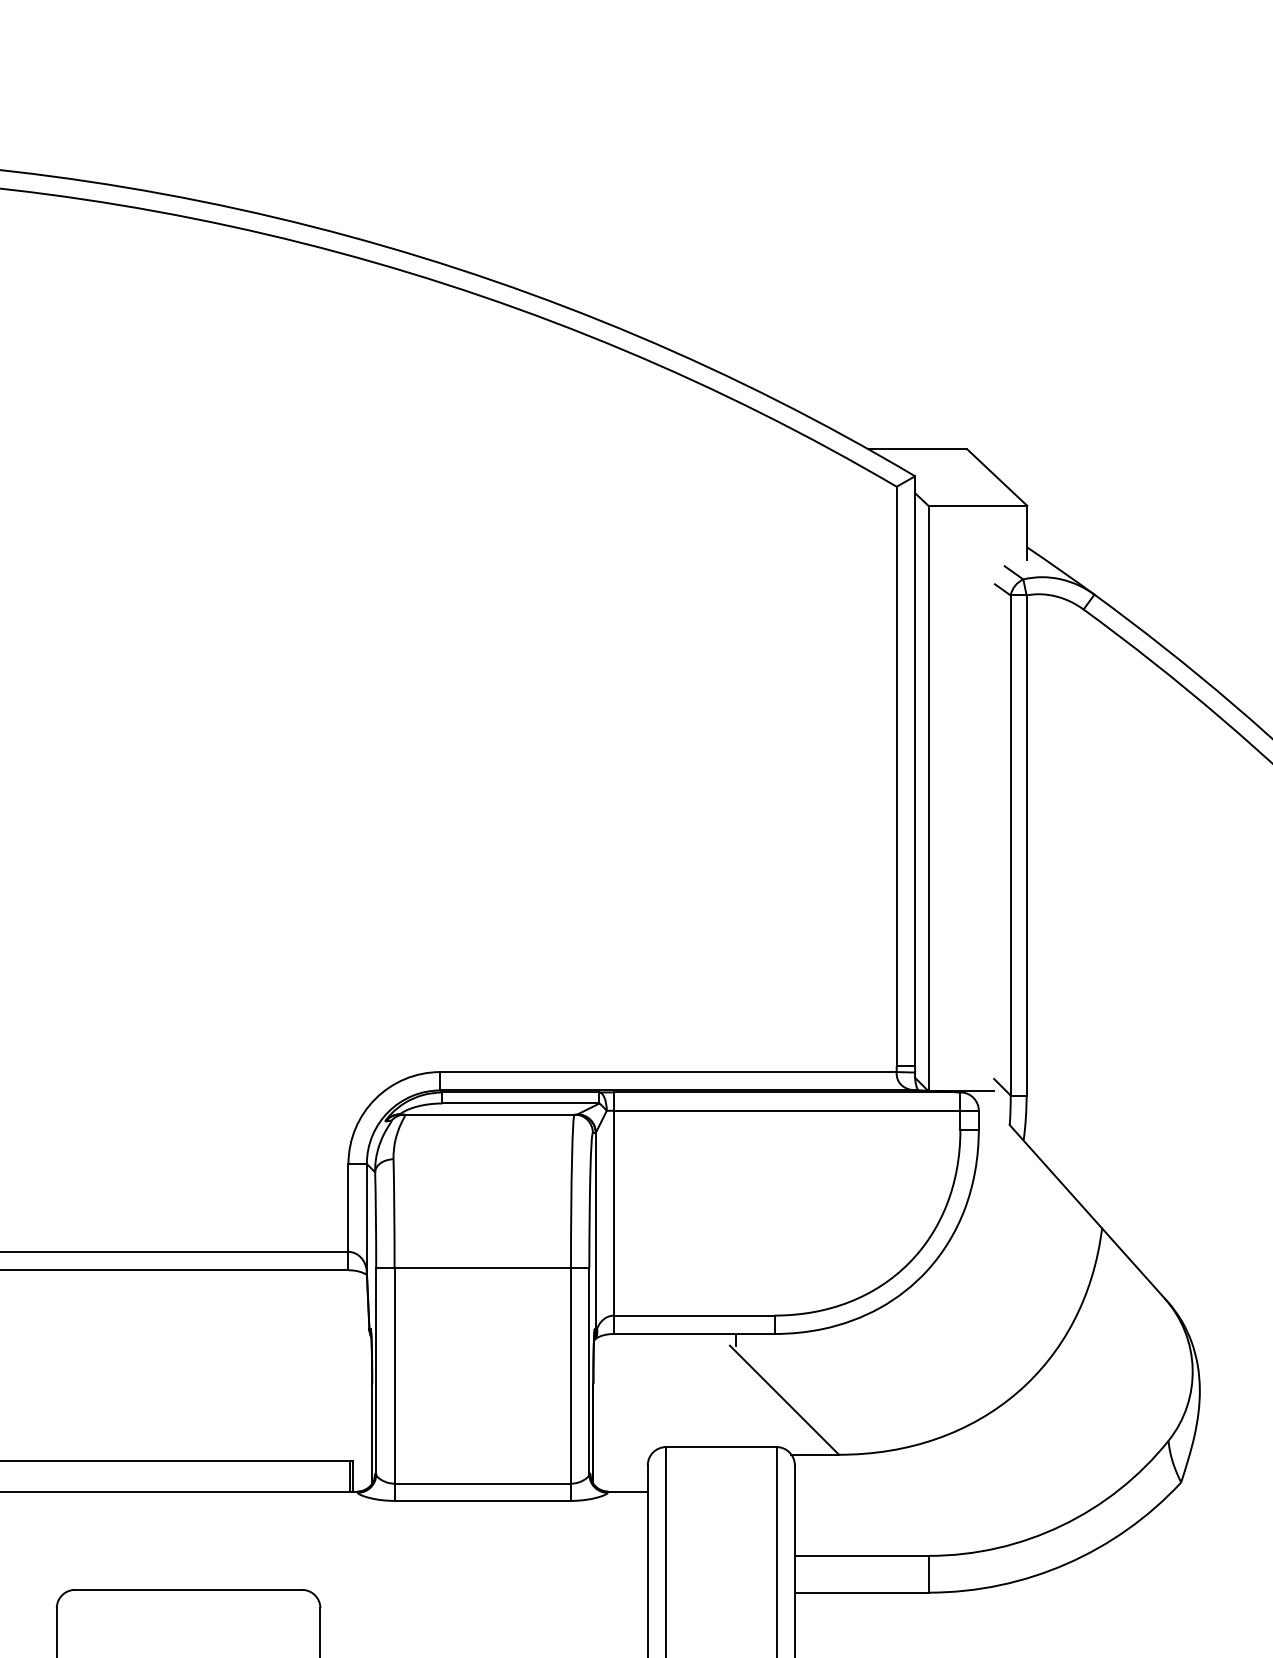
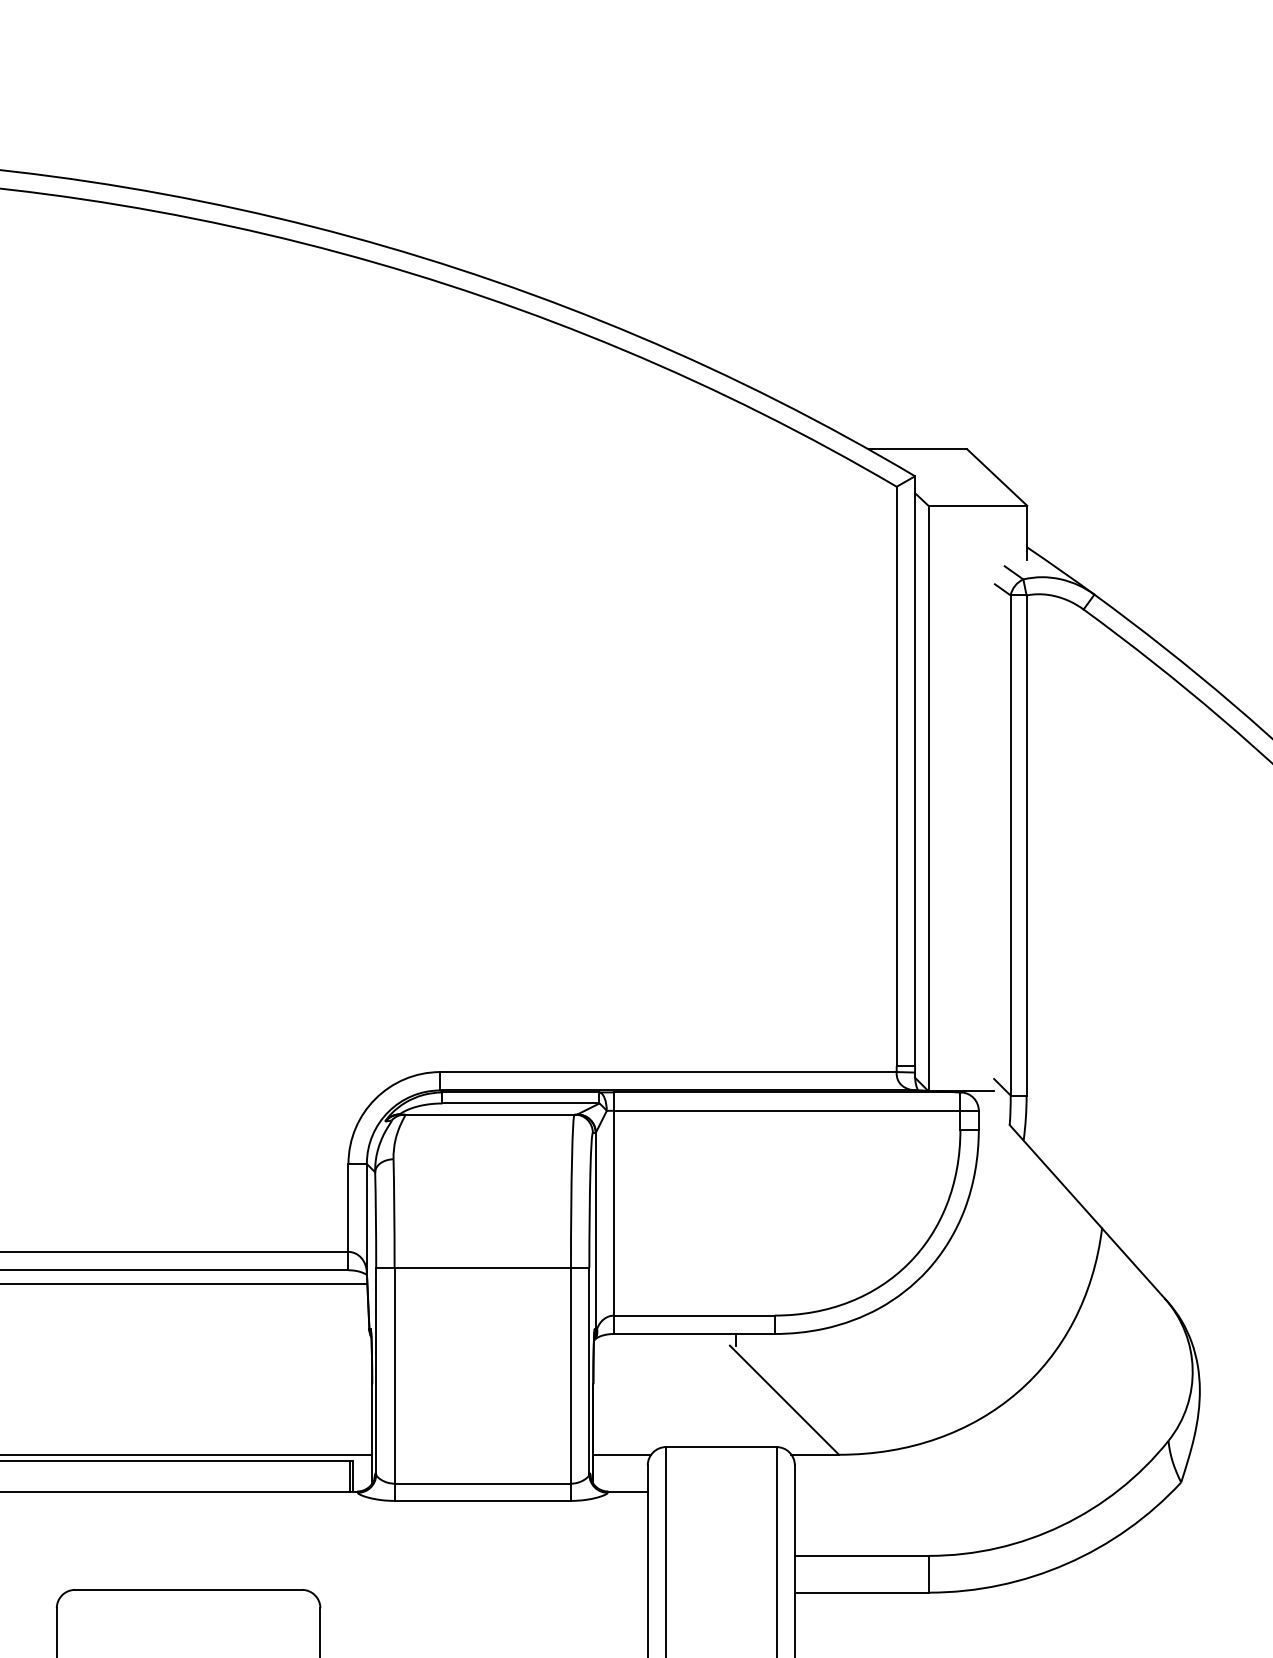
line: none -> present (184, 1283)
line: none -> present (187, 1454)
line: none -> present (622, 1454)
